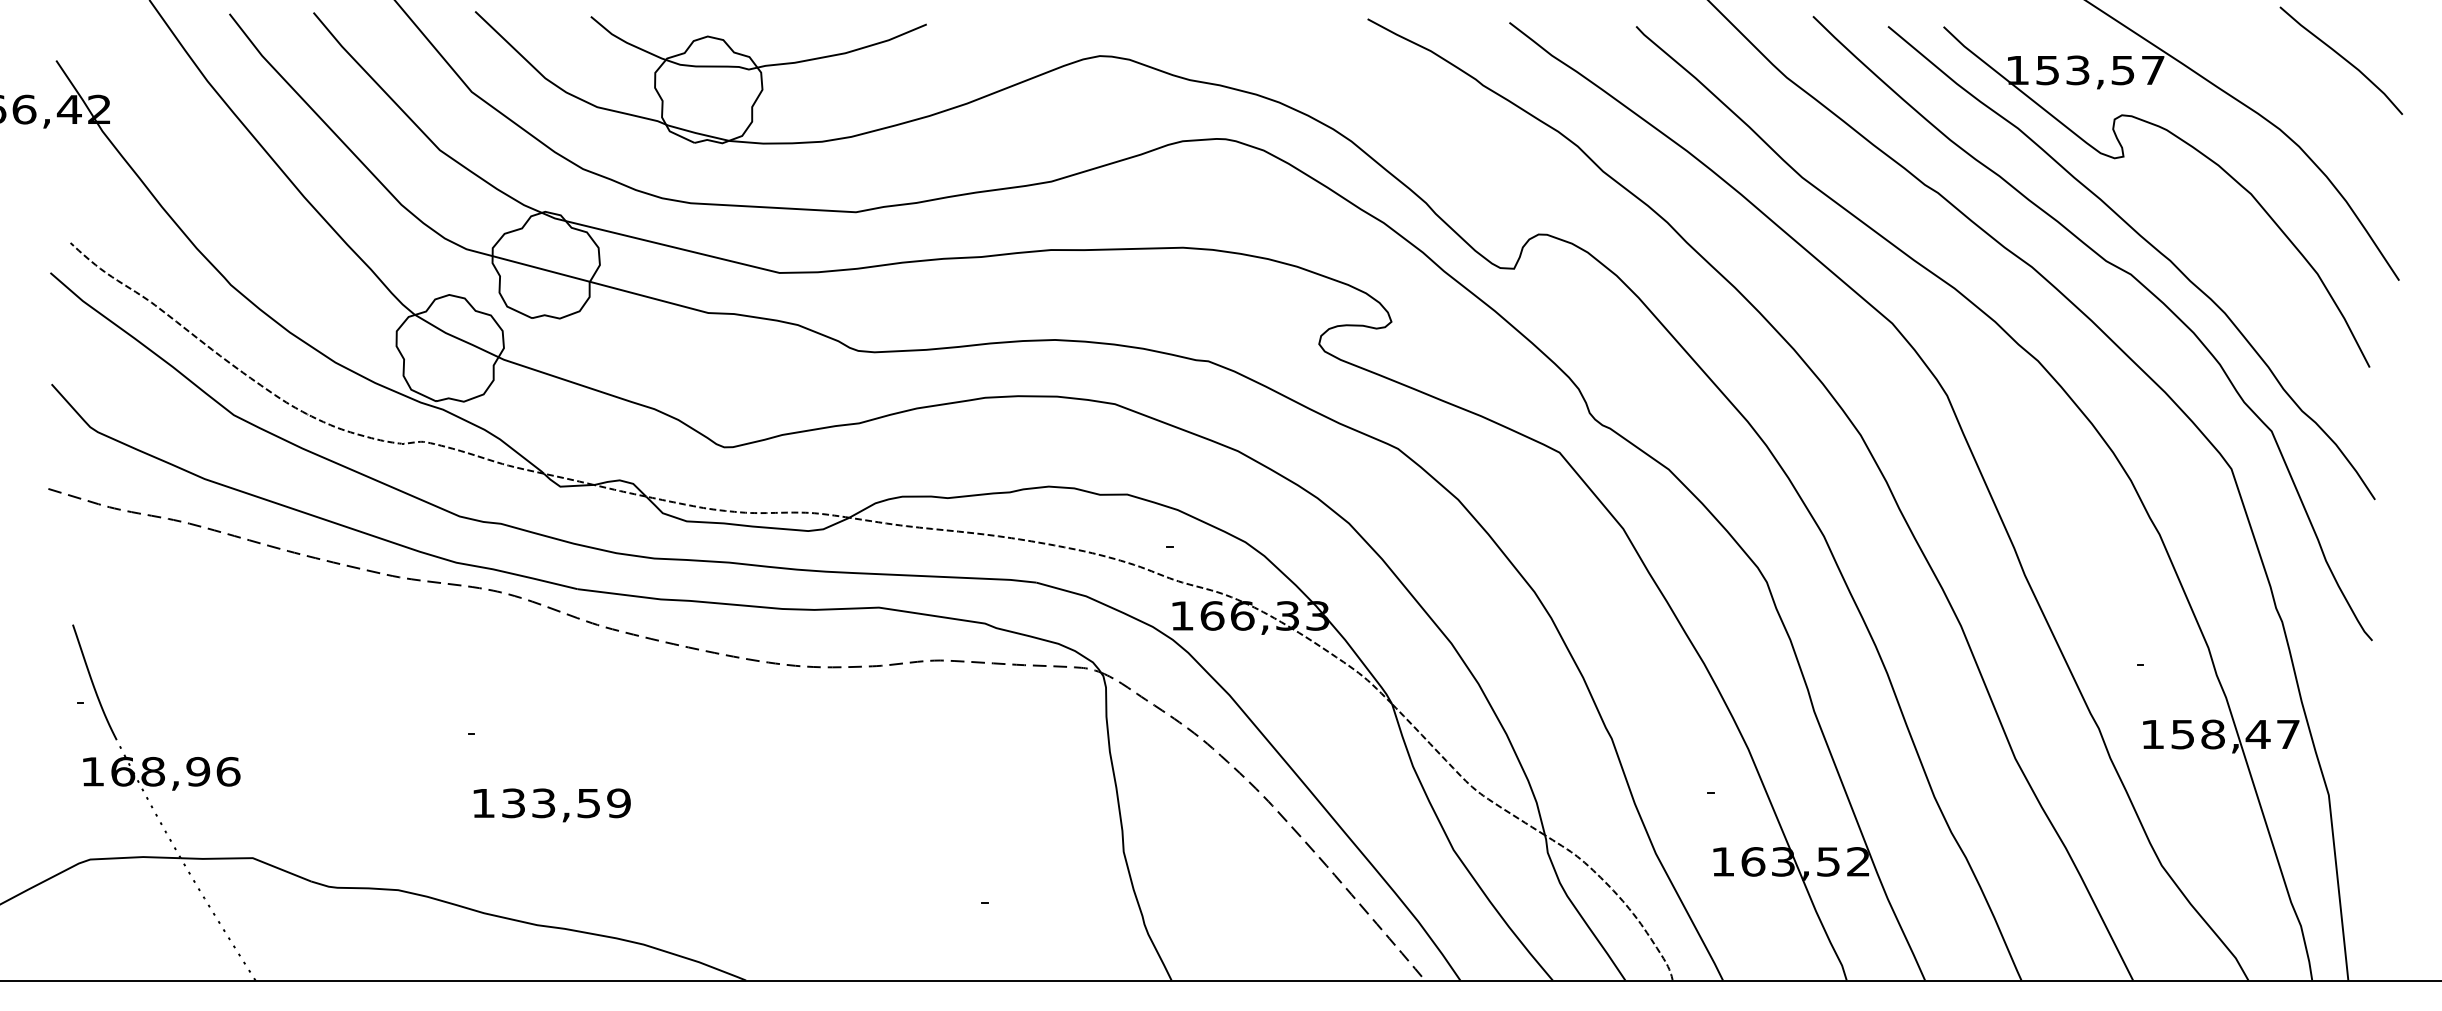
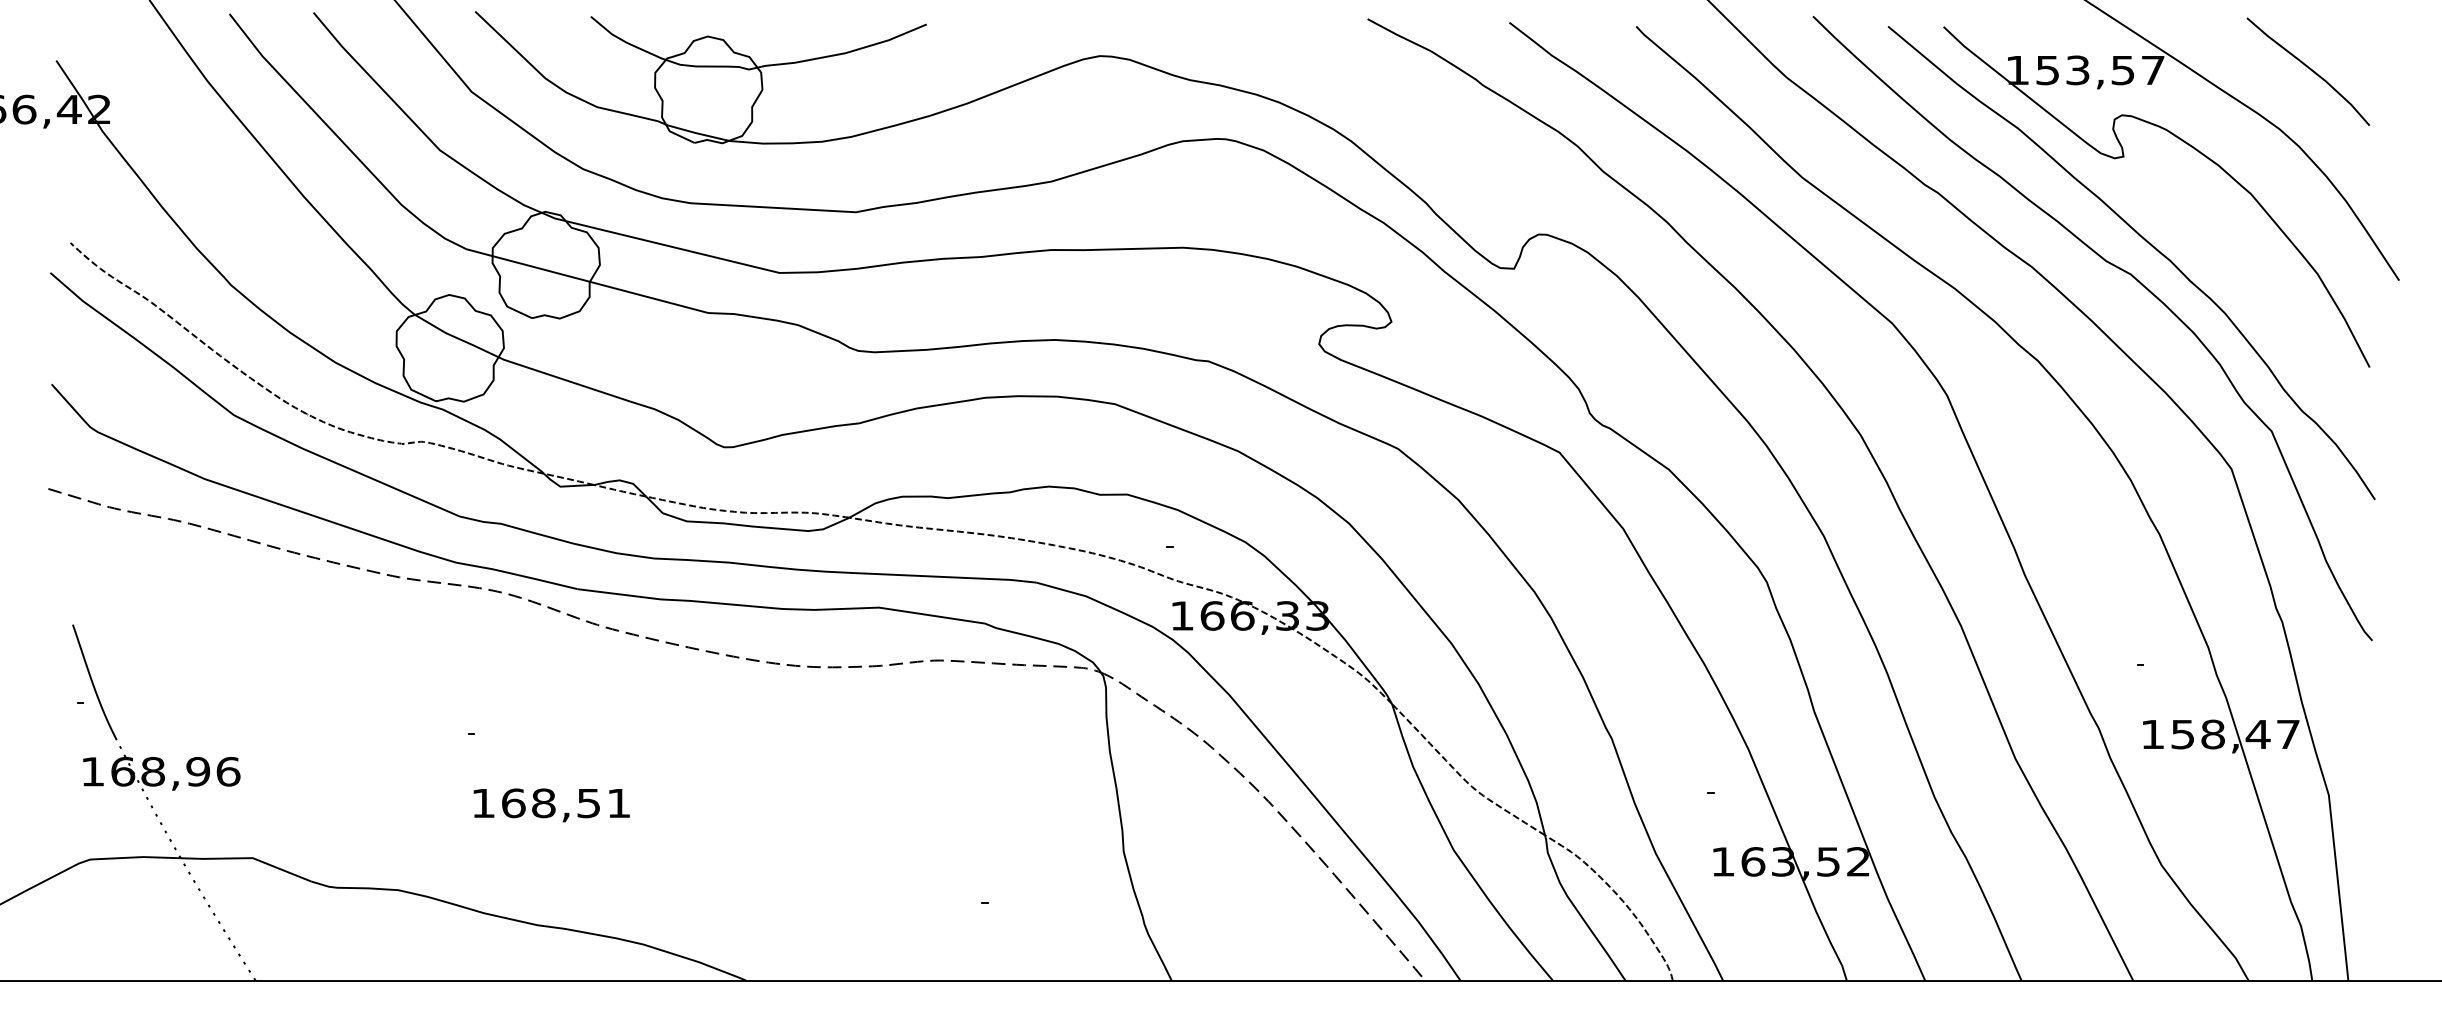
curve position: (2342, 58) -> (2309, 69) (2309, 69)
text: 133,59 -> 168,51 (566, 803)
